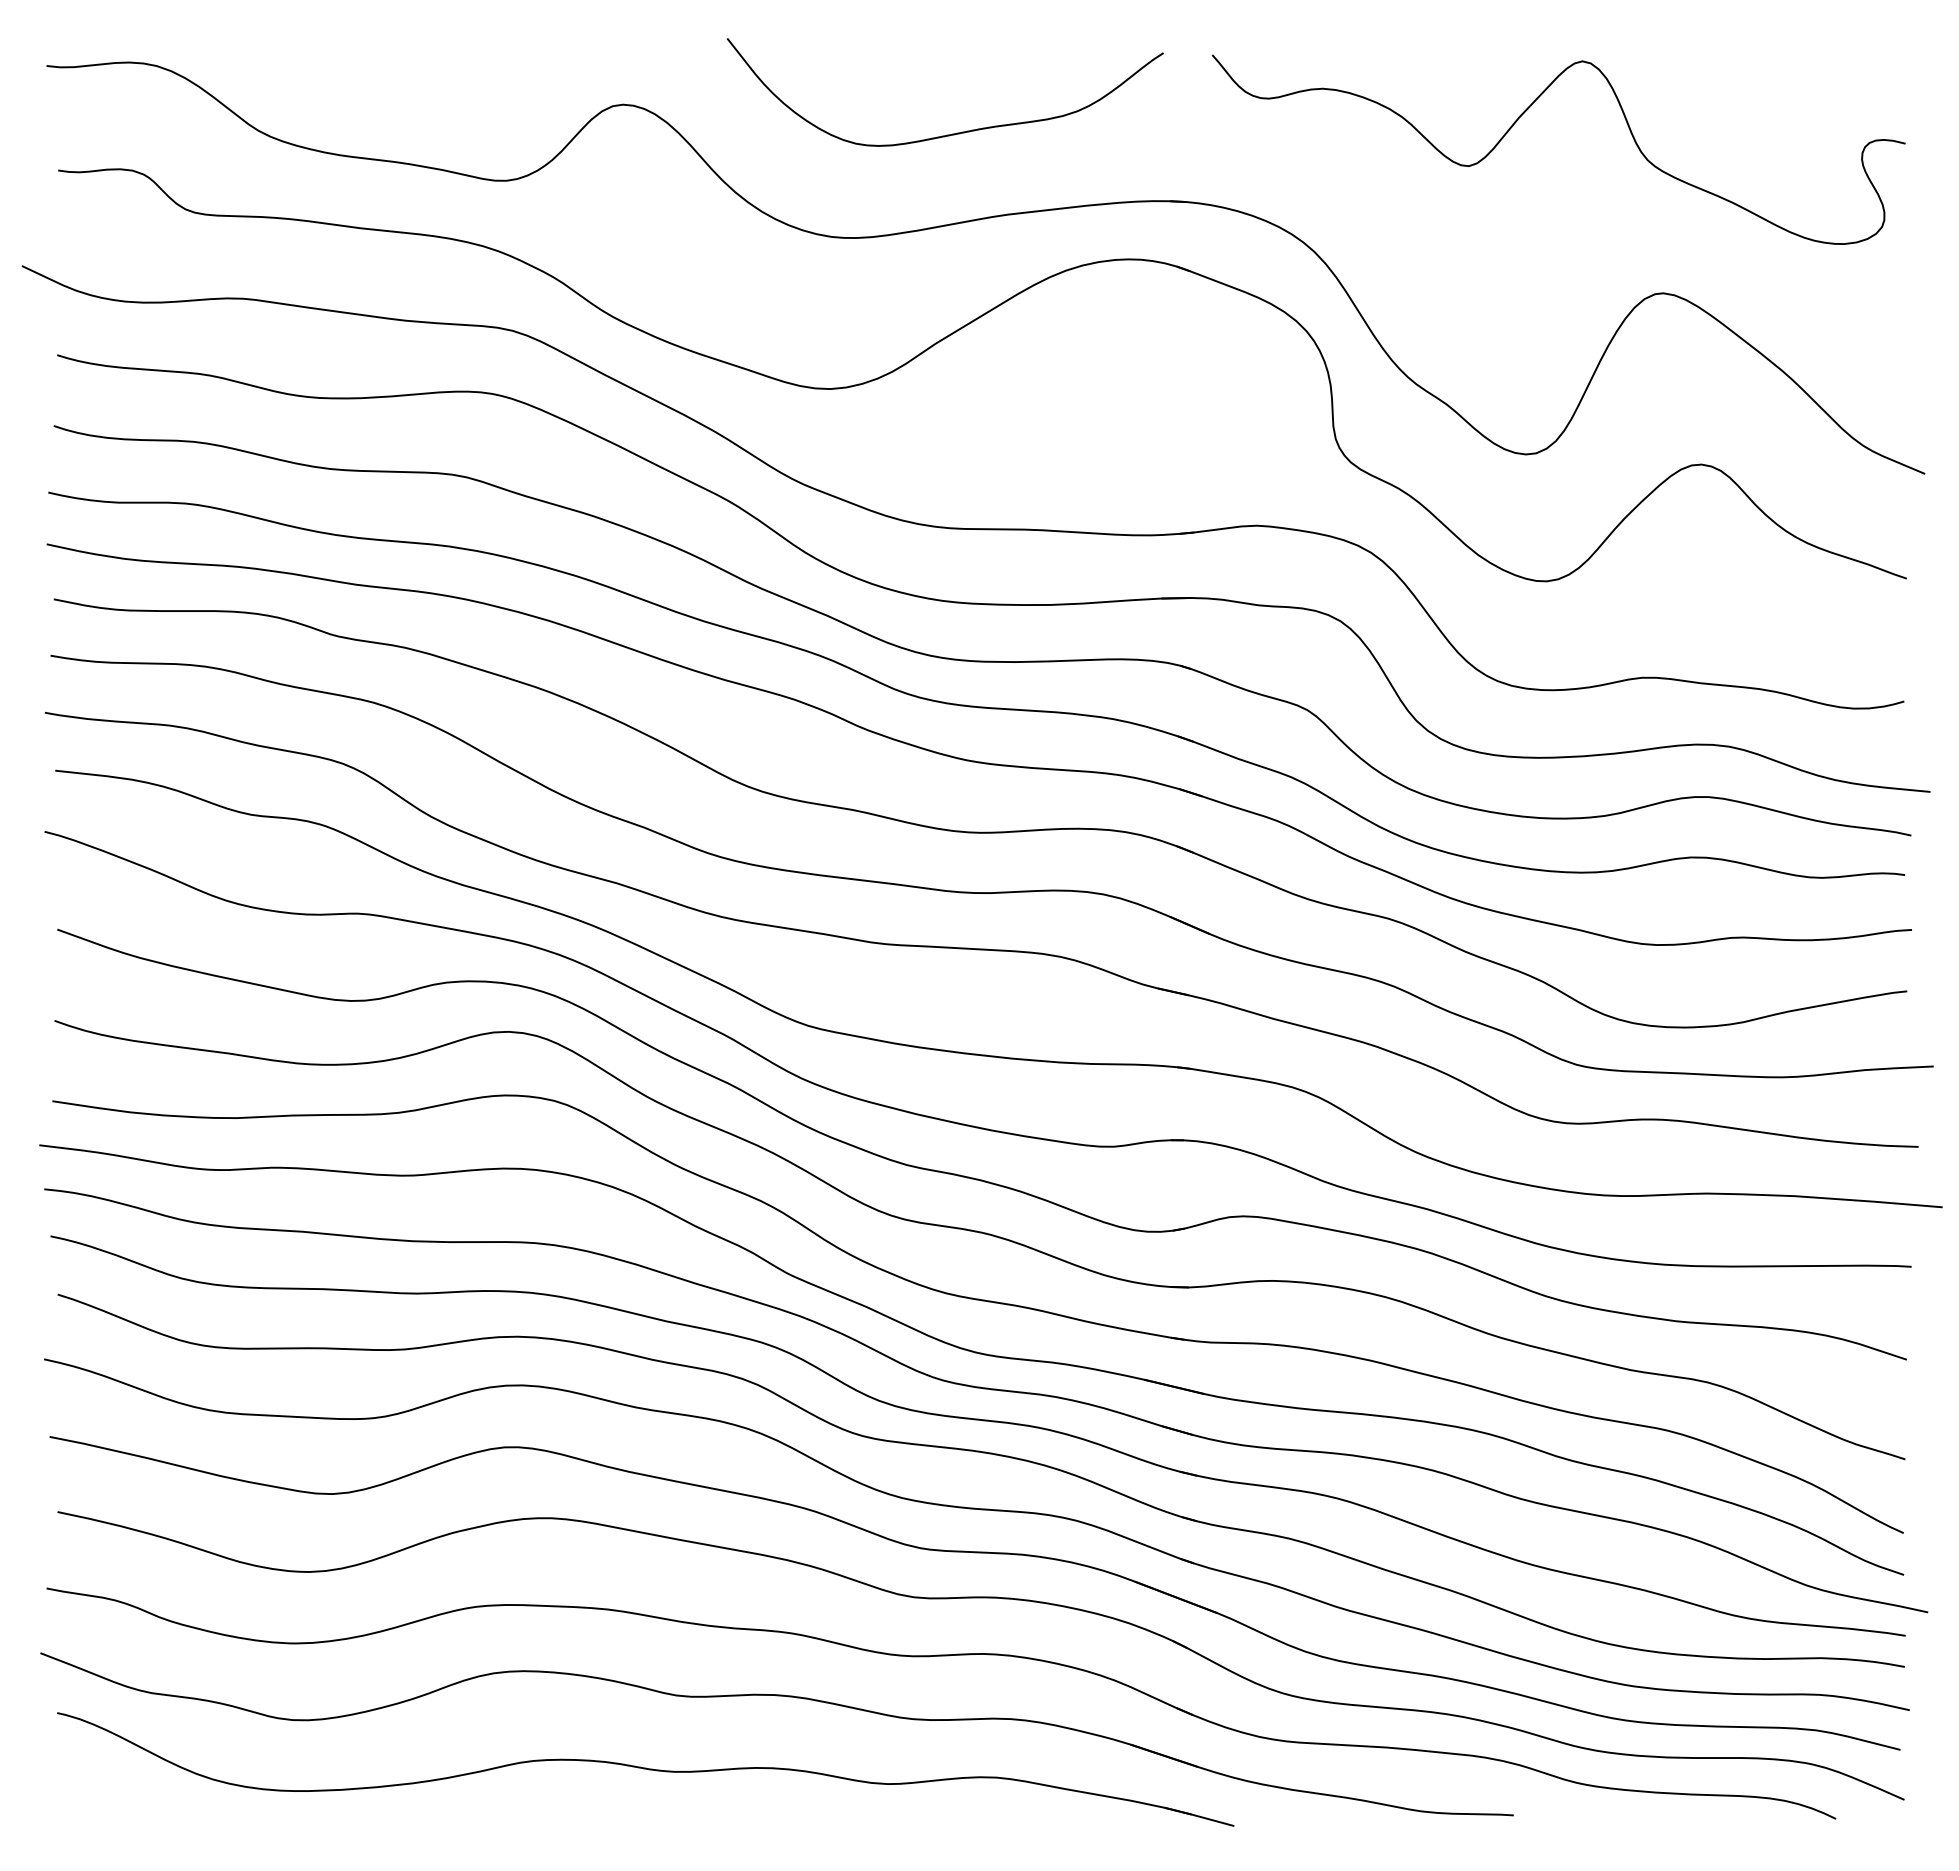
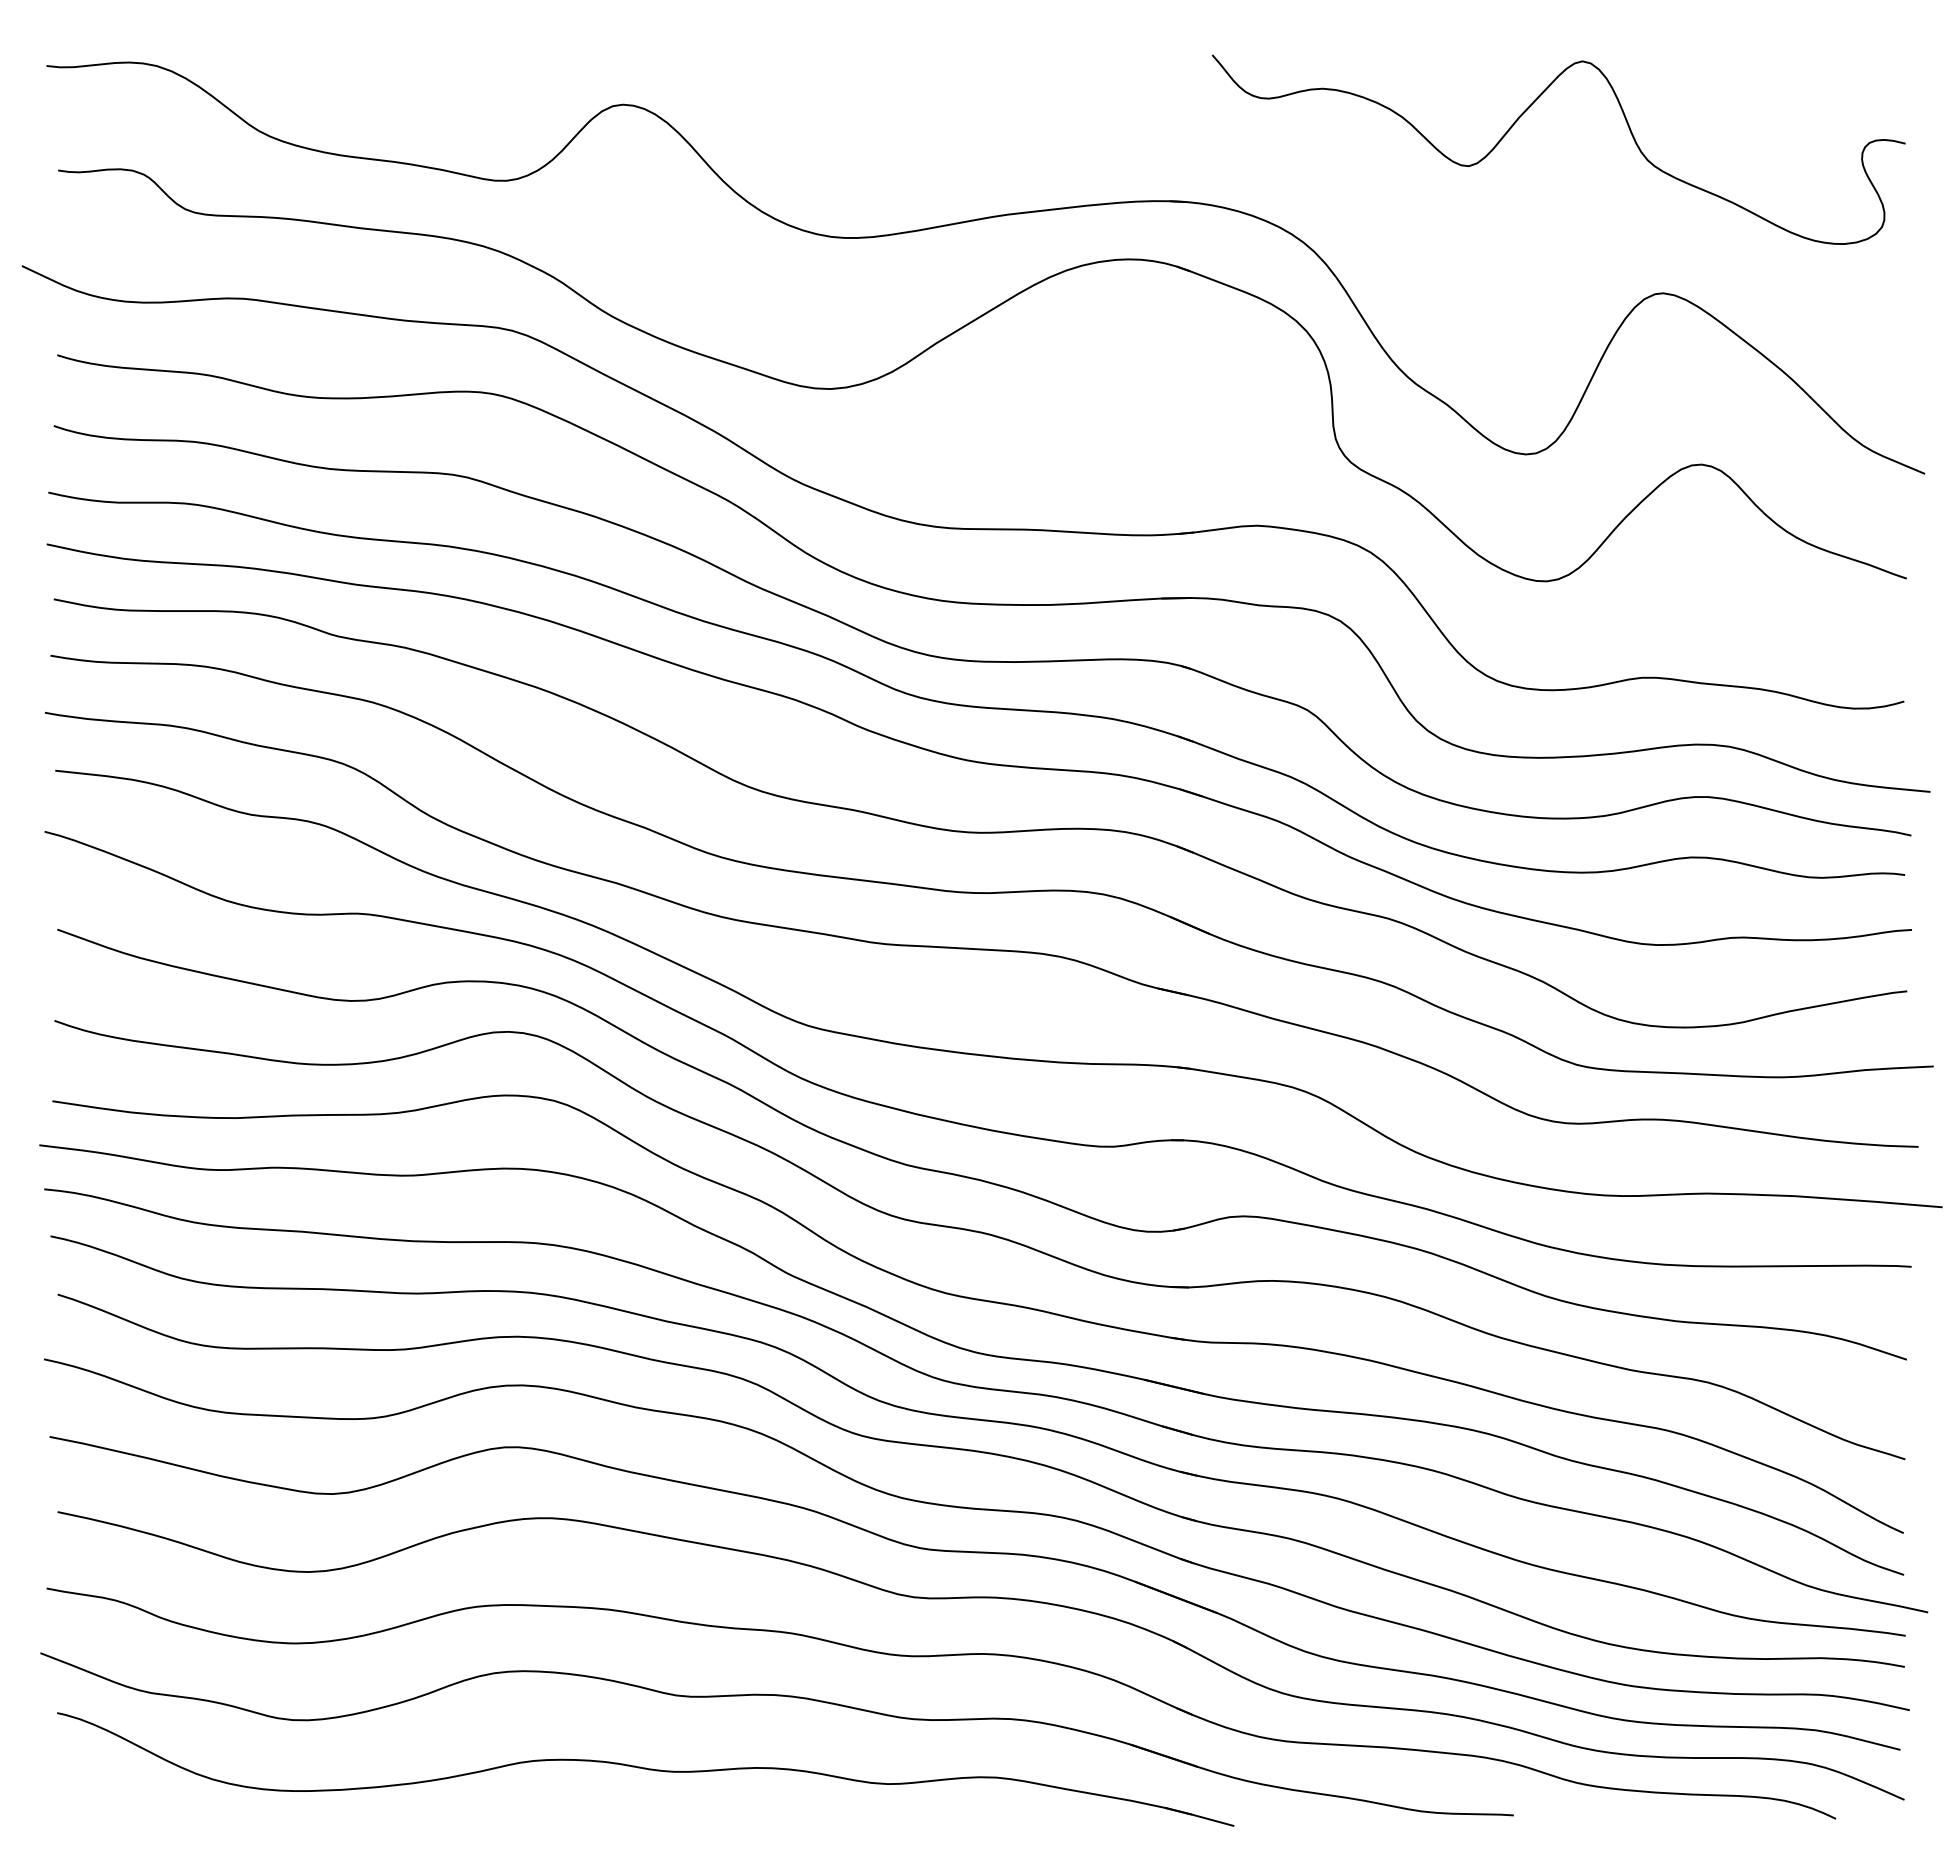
curve: present -> none (952, 133)
